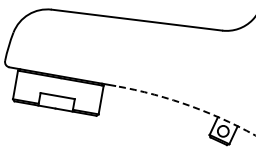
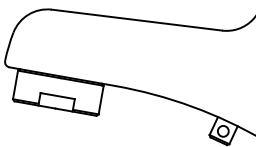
arc: dashed -> solid (186, 104)
